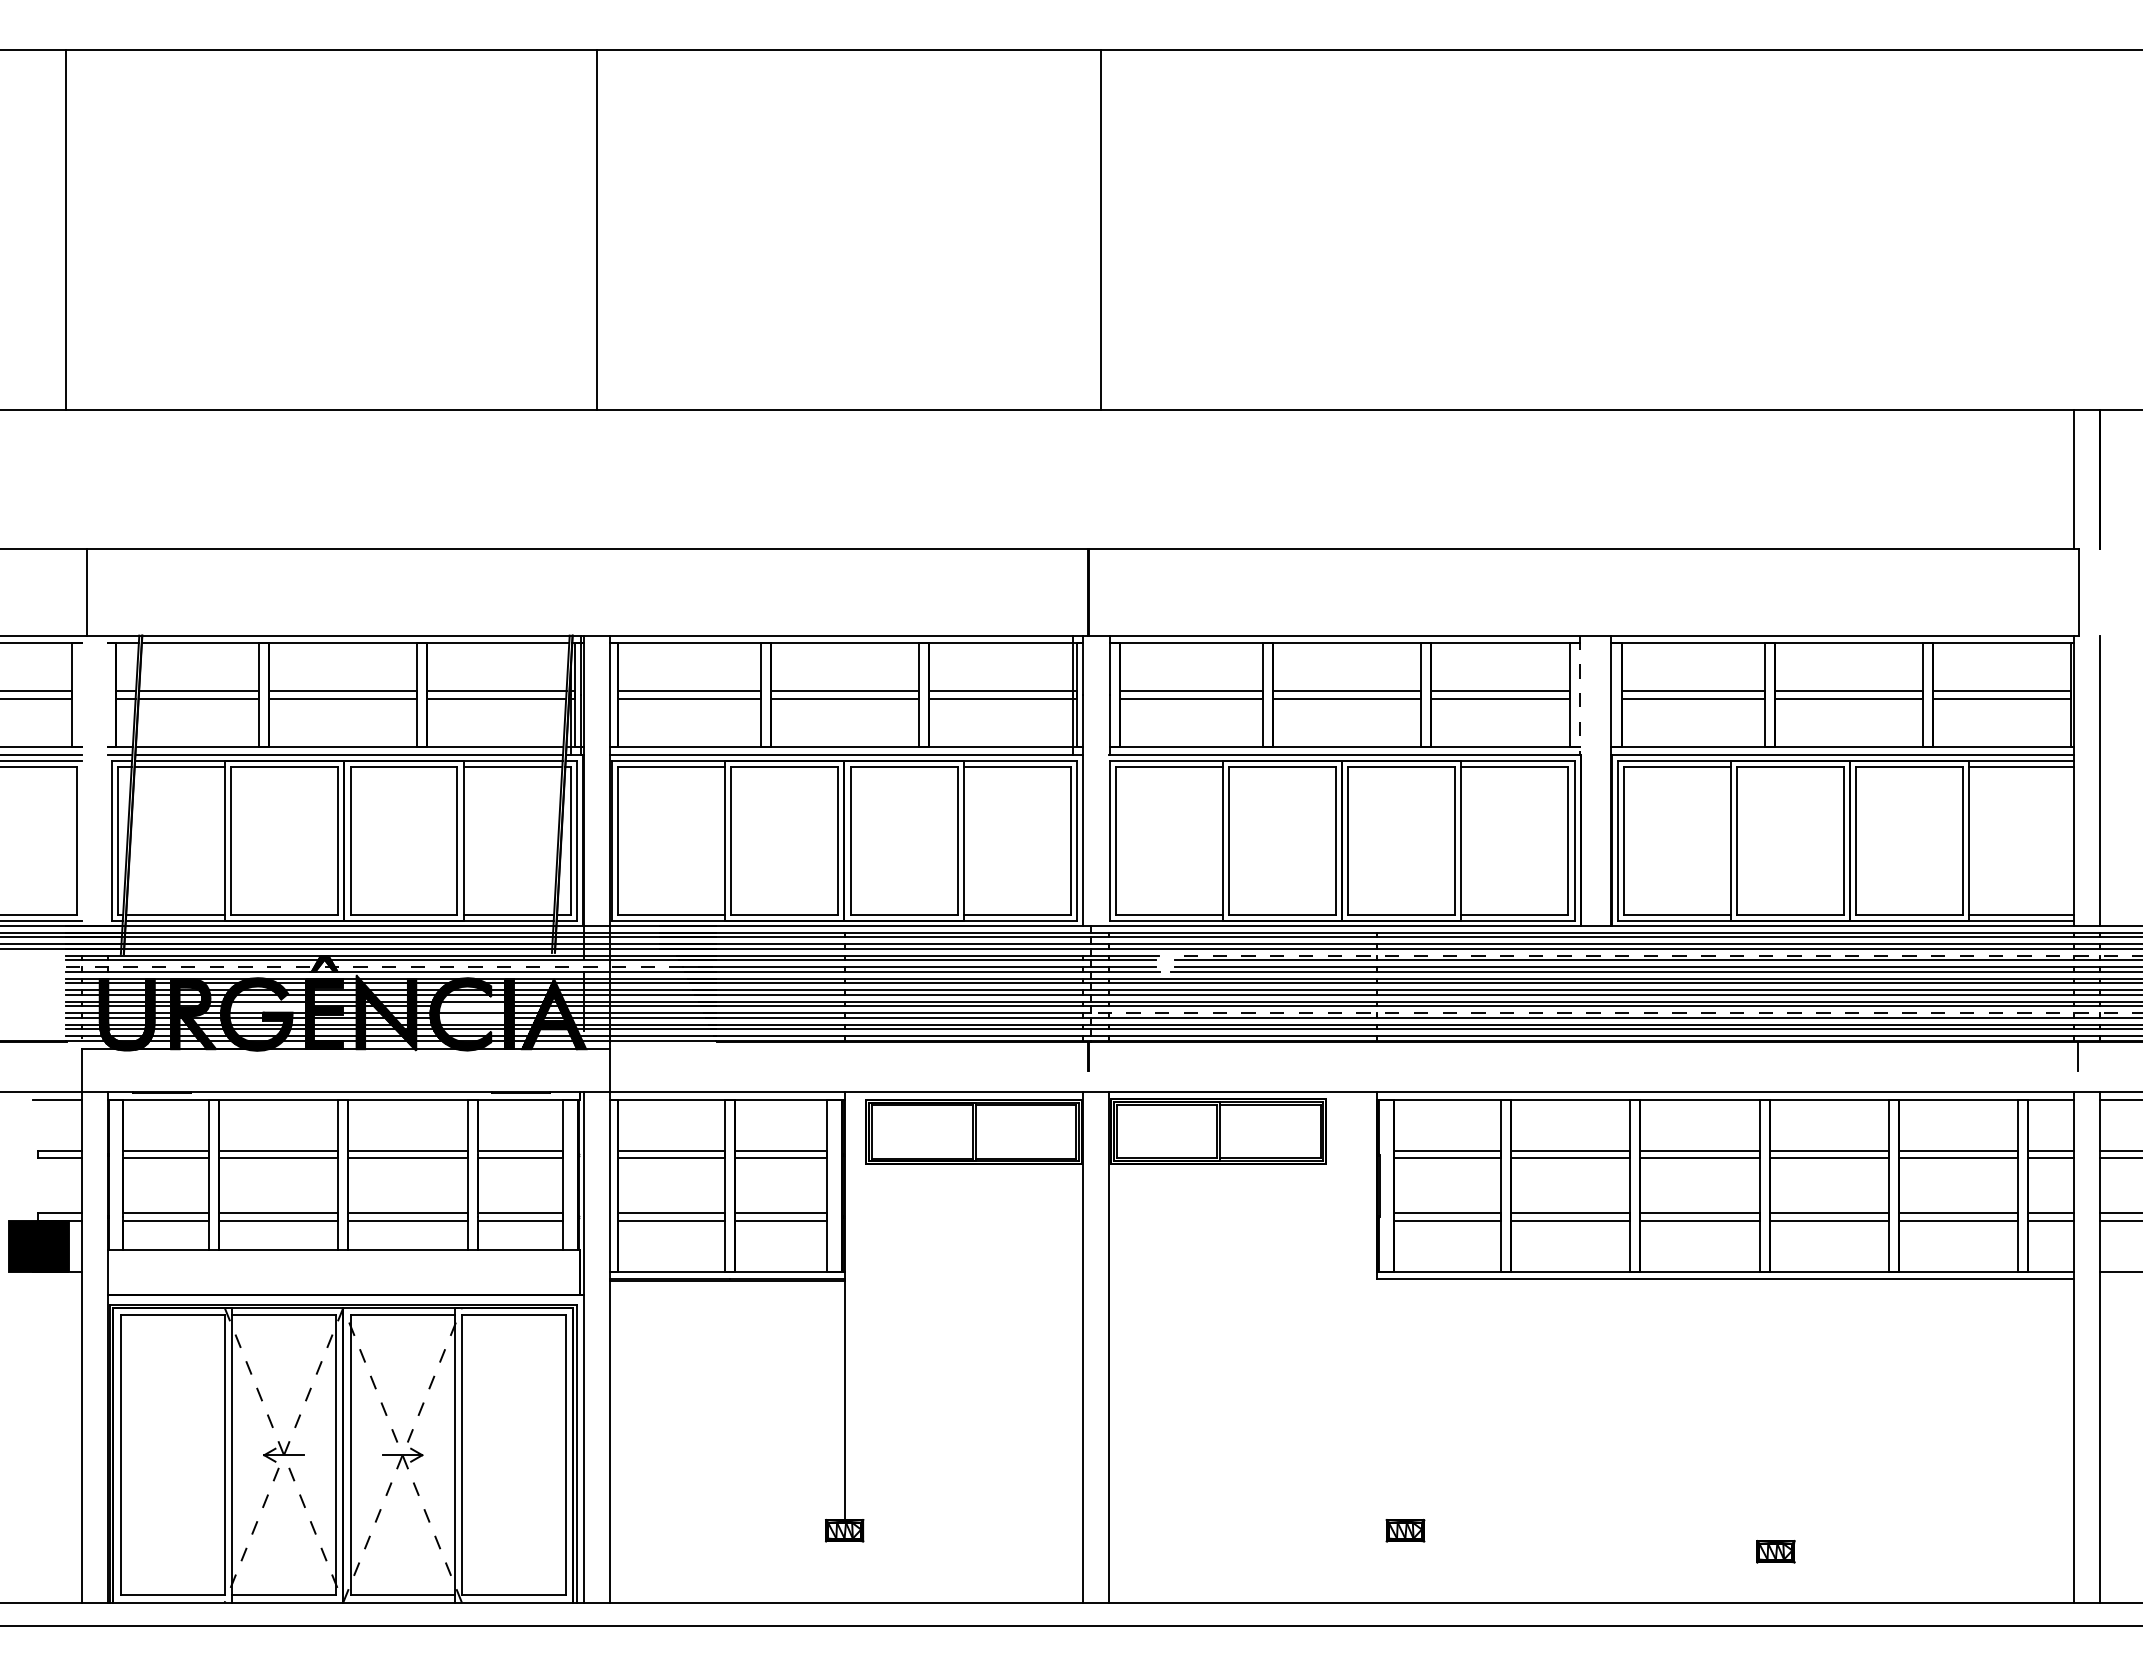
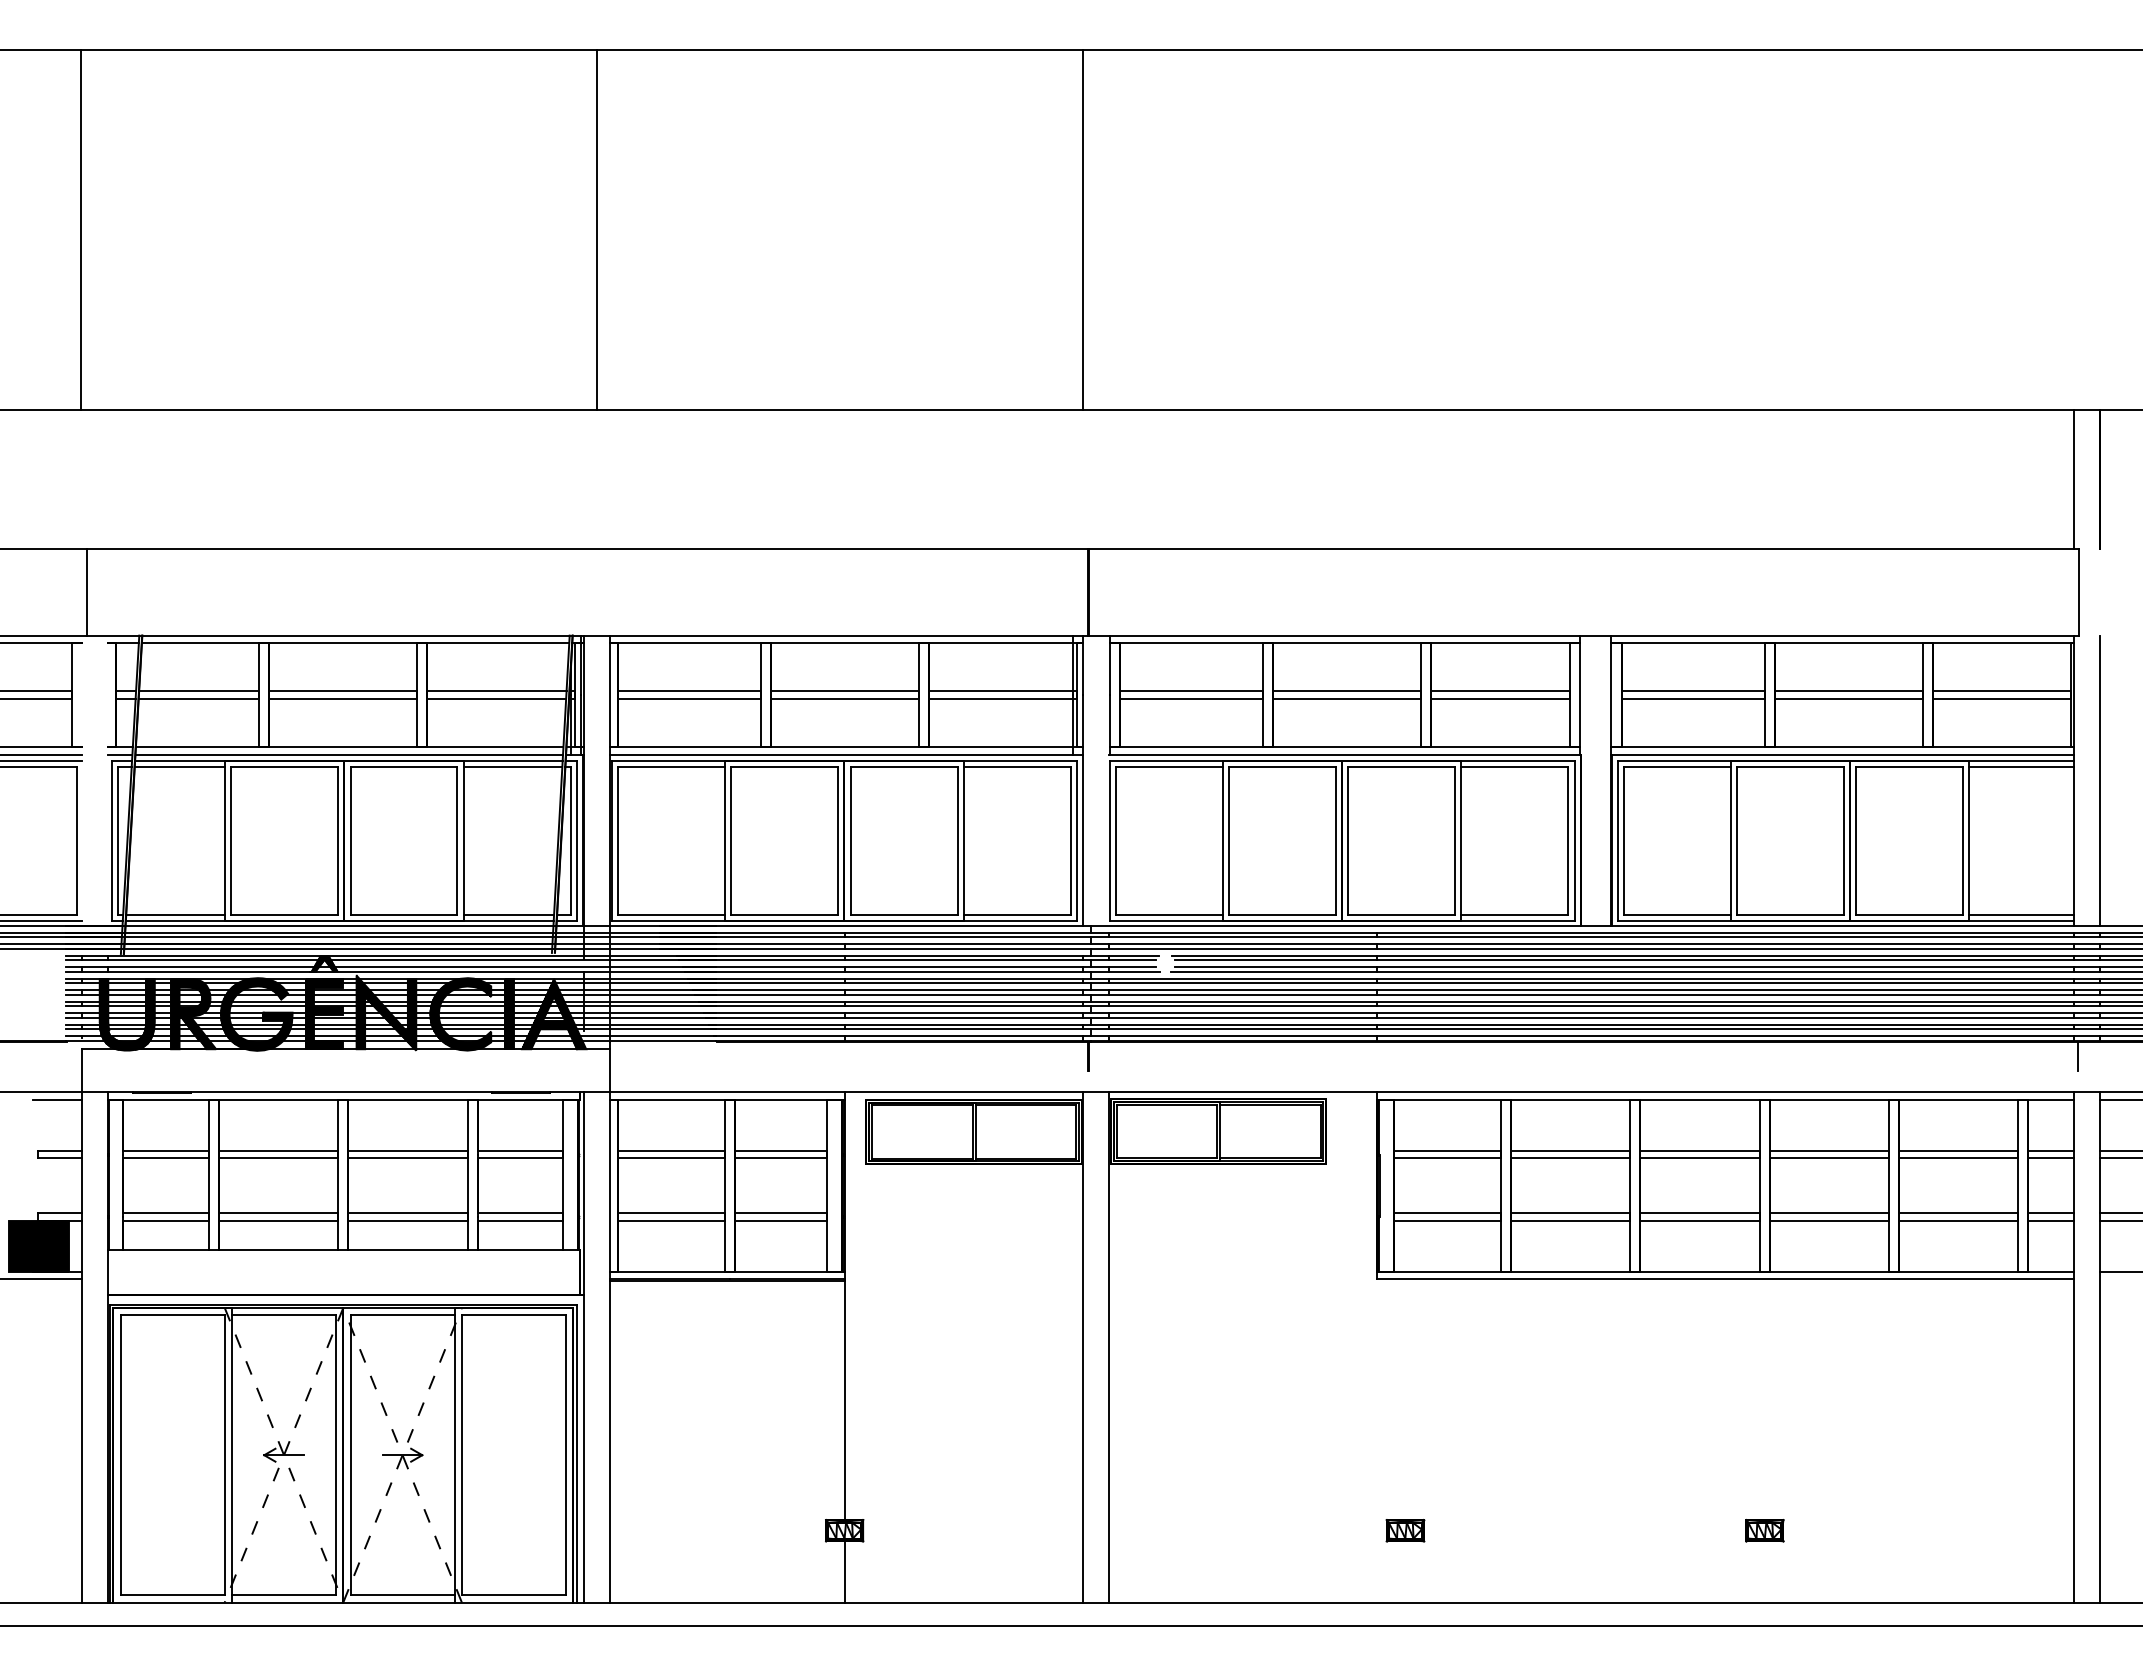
line position: (65, 229) -> (80, 229) (80, 229)
line position: (1101, 229) -> (1083, 229) (1083, 229)
line: dashed -> solid (1580, 695)
line: dashed -> solid (1657, 955)
line: dashed -> solid (391, 967)
line: none -> present (267, 1006)
line: none -> present (472, 1006)
line: dashed -> solid (1616, 1013)
line: none -> present (472, 1017)
line: none -> present (41, 1279)
part position: (1775, 1551) -> (1764, 1530) (1764, 1530)
line: none -> present (844, 1571)
